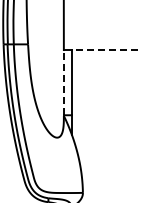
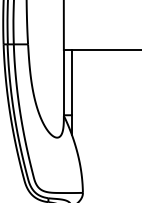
line: dashed -> solid (106, 50)
line: dashed -> solid (63, 82)
